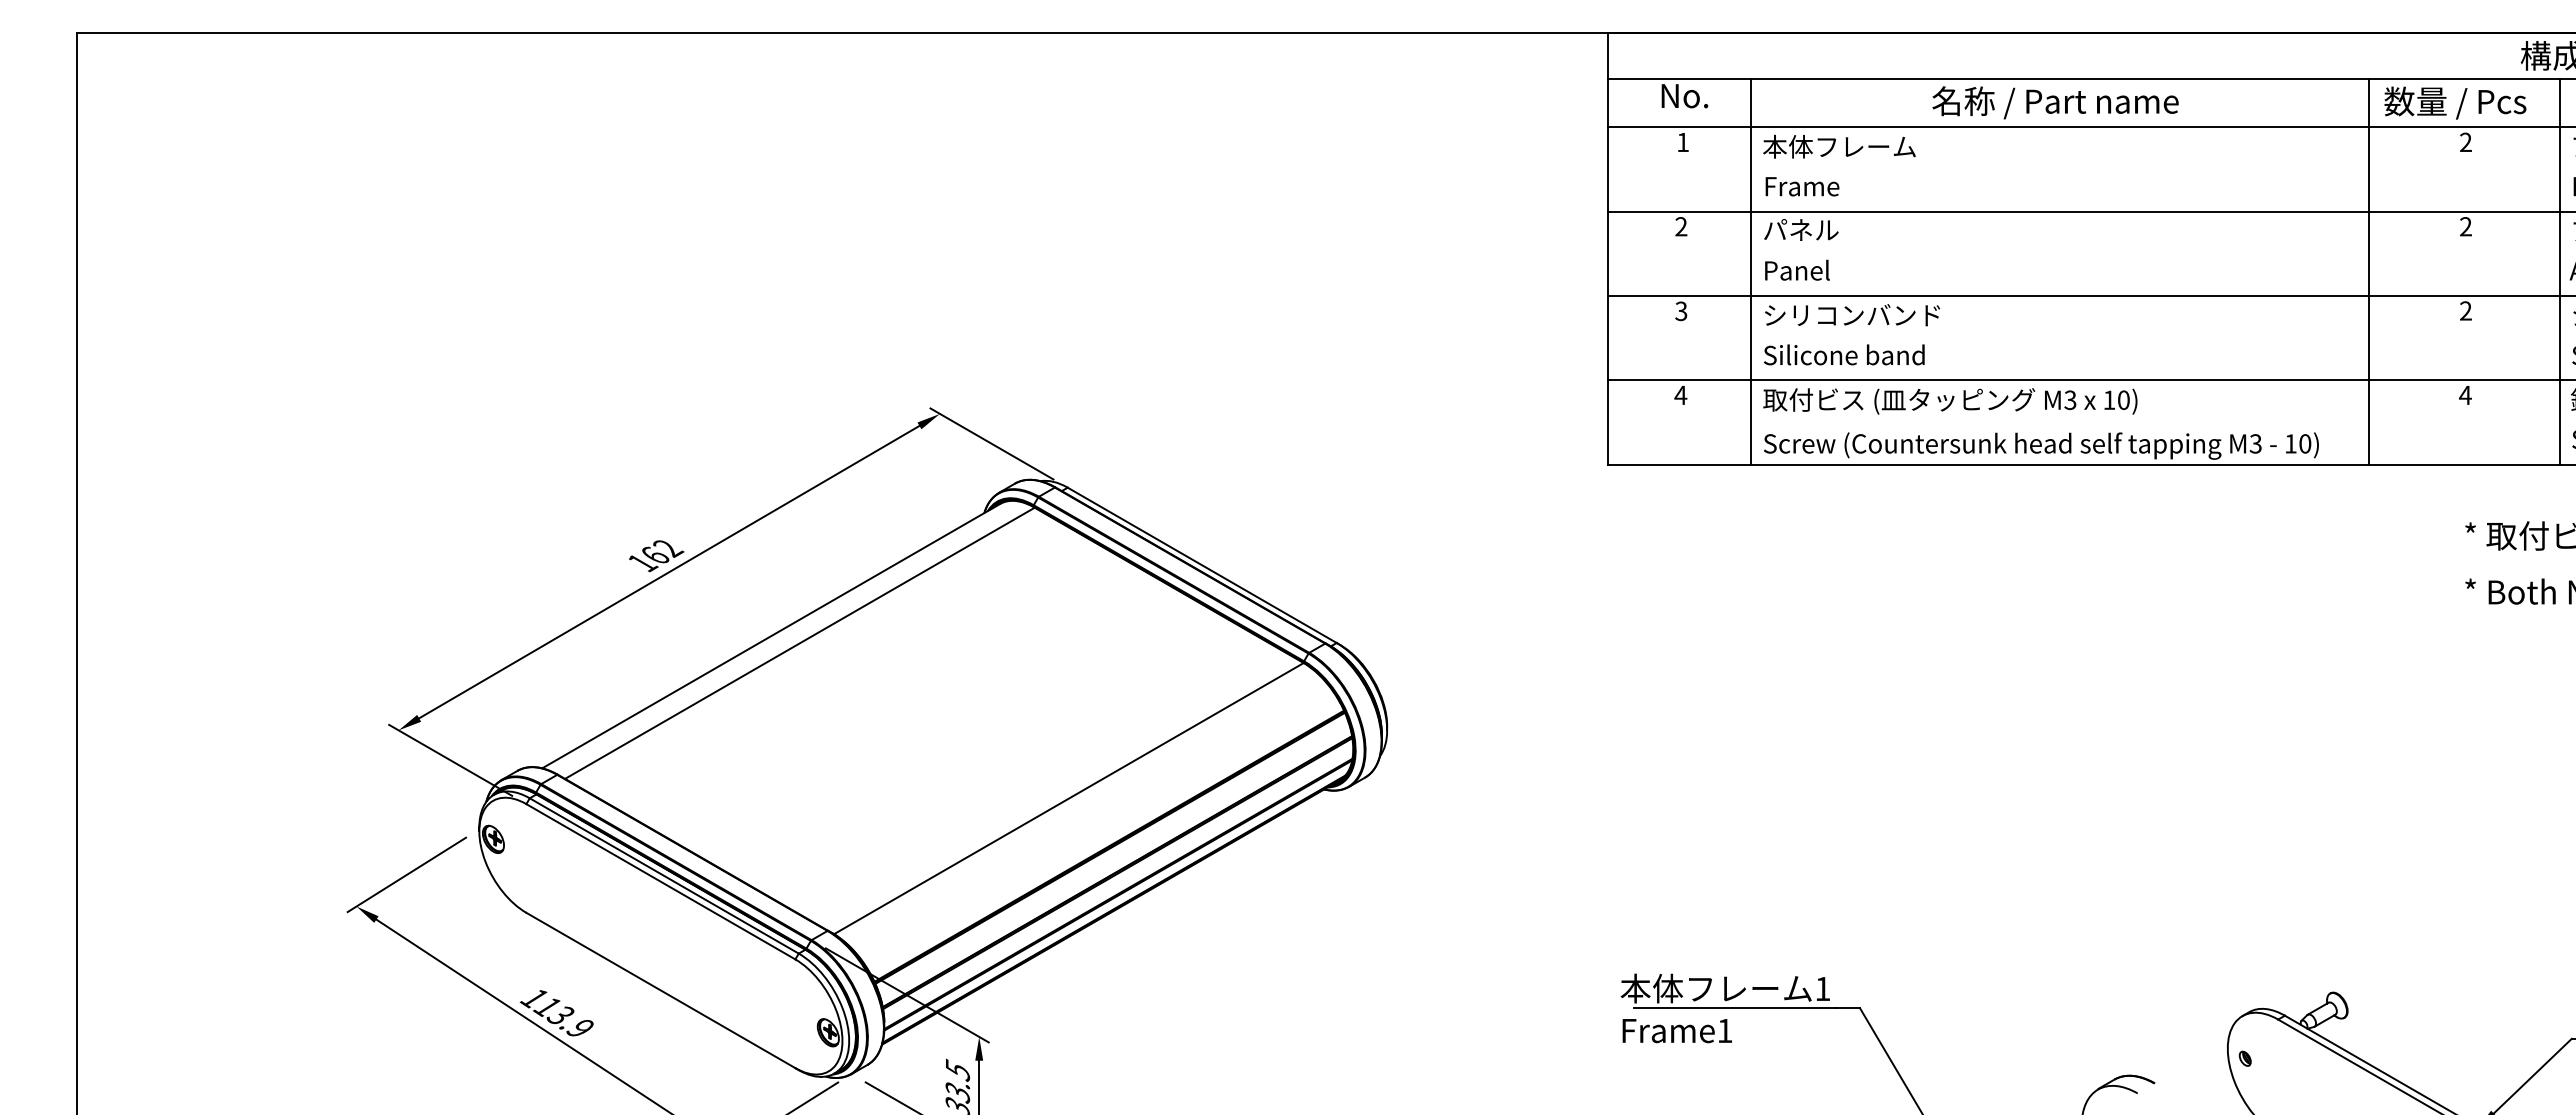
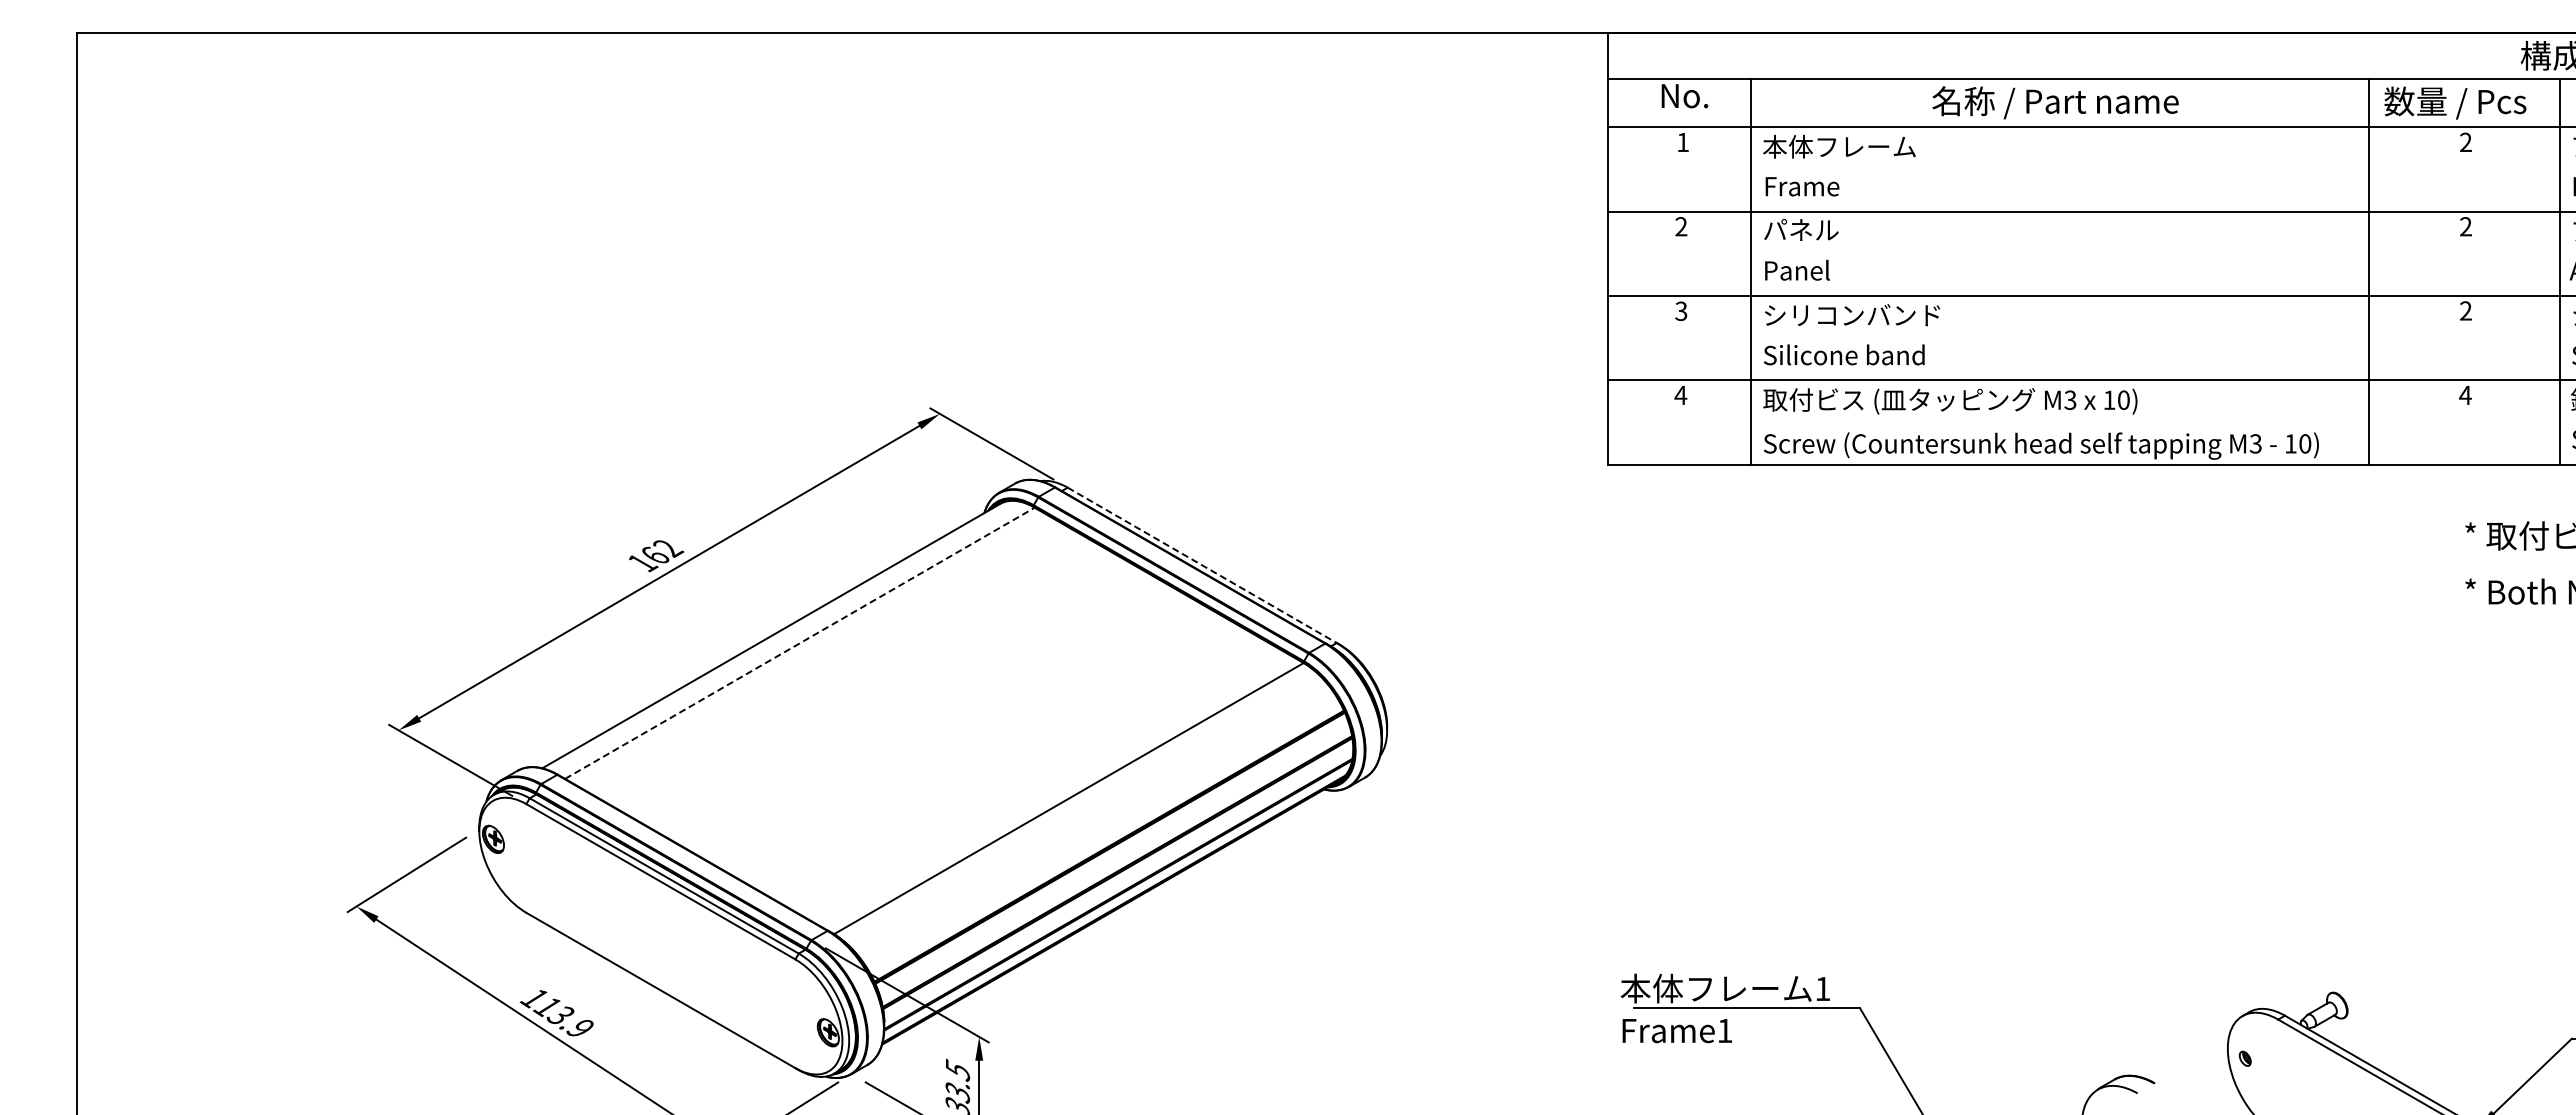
line: solid -> dashed (1202, 565)
line: solid -> dashed (800, 643)
